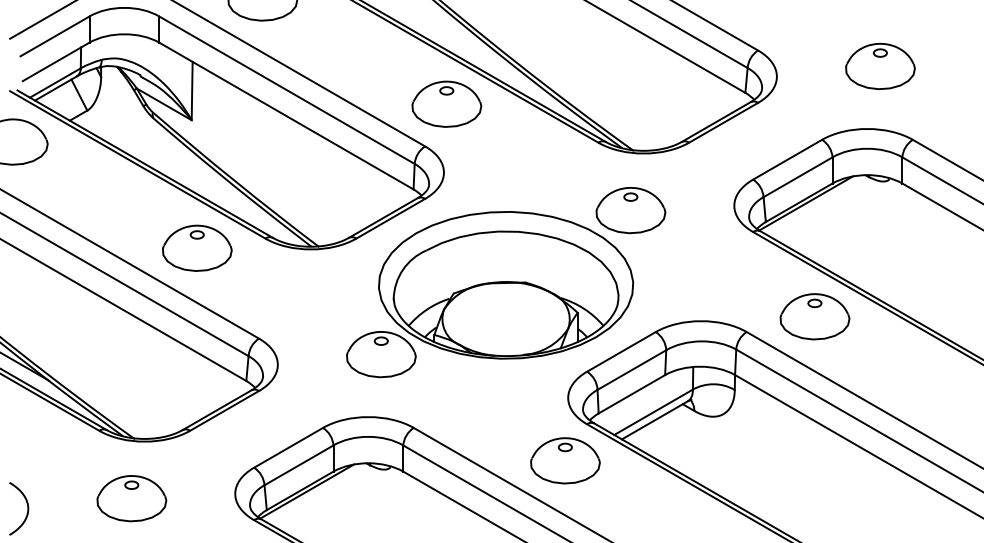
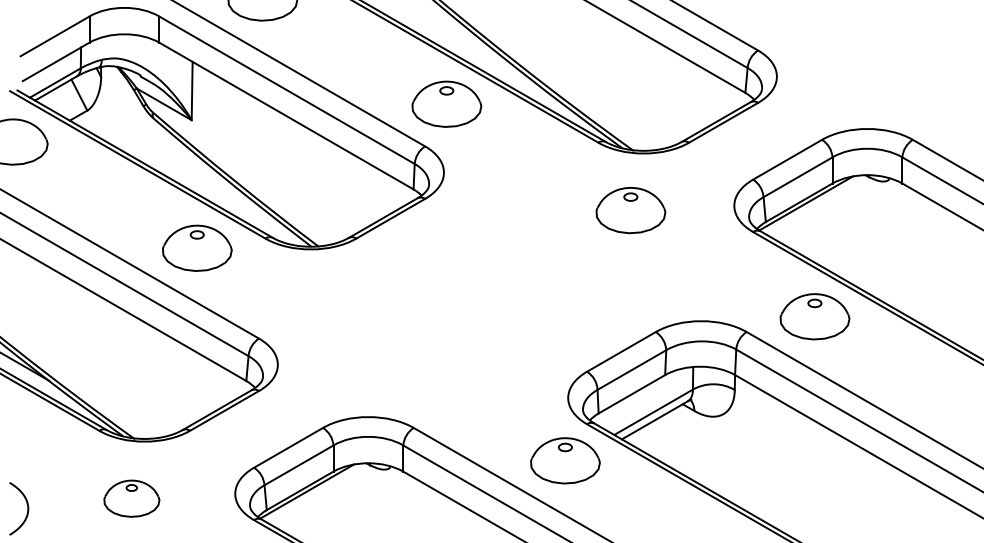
line: present -> none (41, 20)
part: present -> none (880, 66)
part: present -> none (490, 294)
part size: 72x48 px -> 58x39 px (131, 498)
